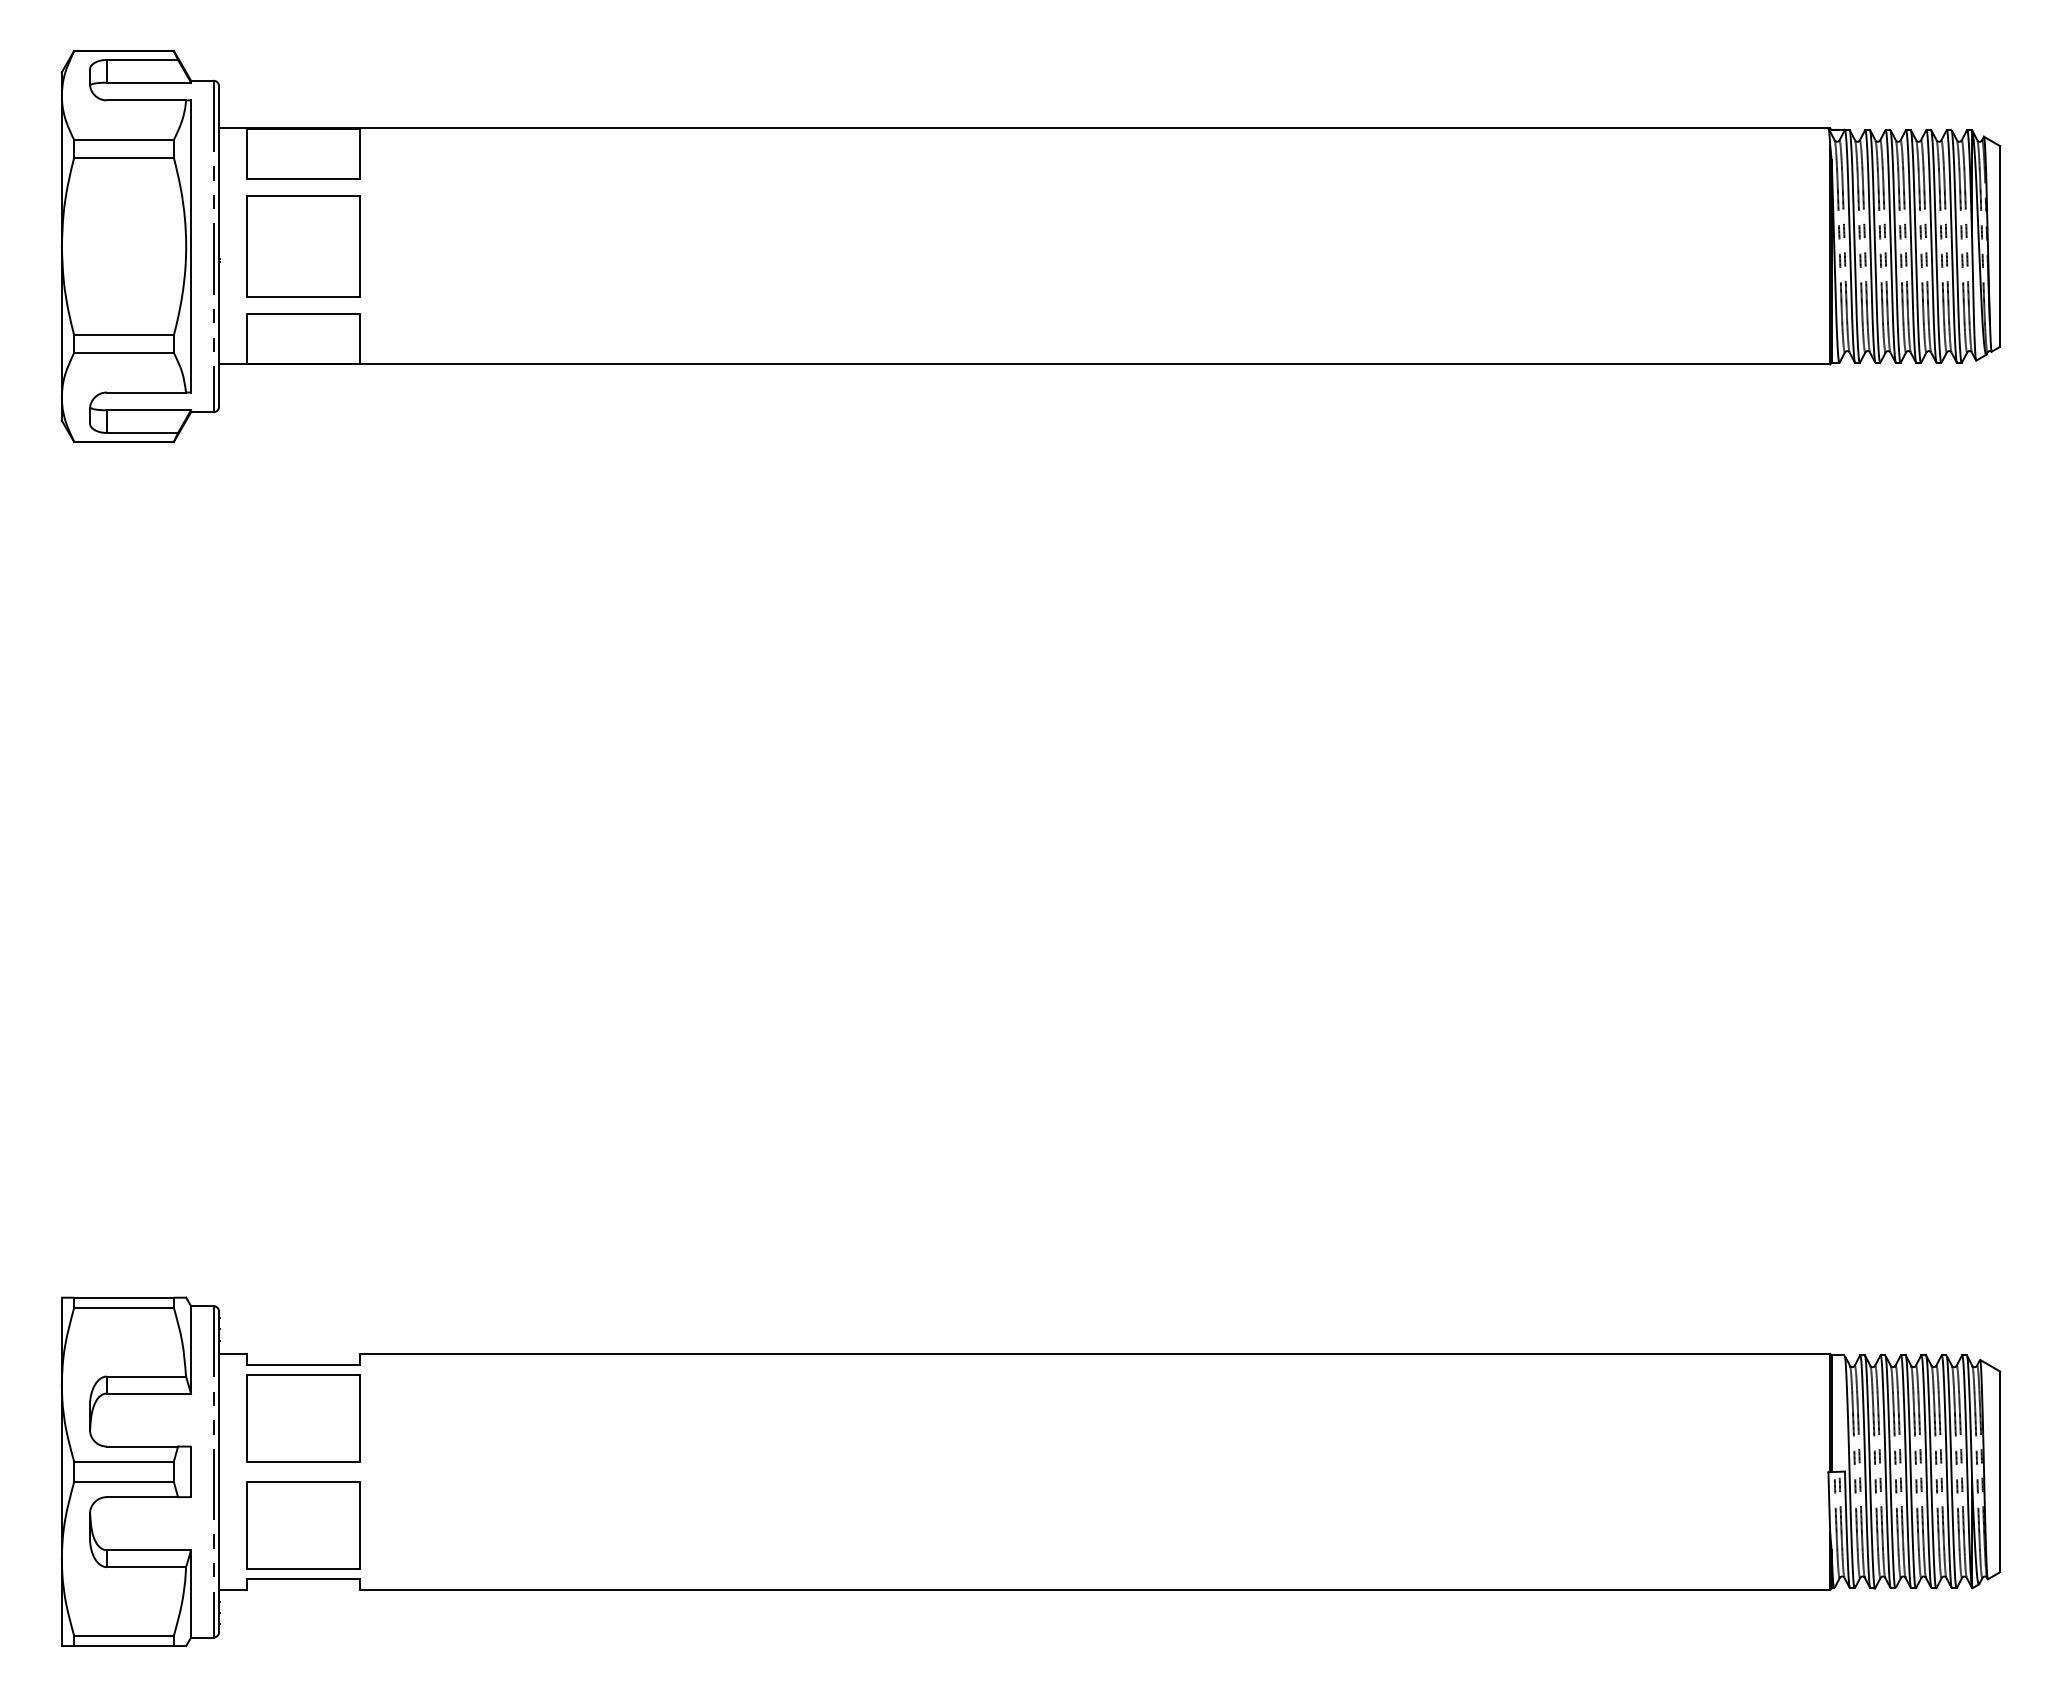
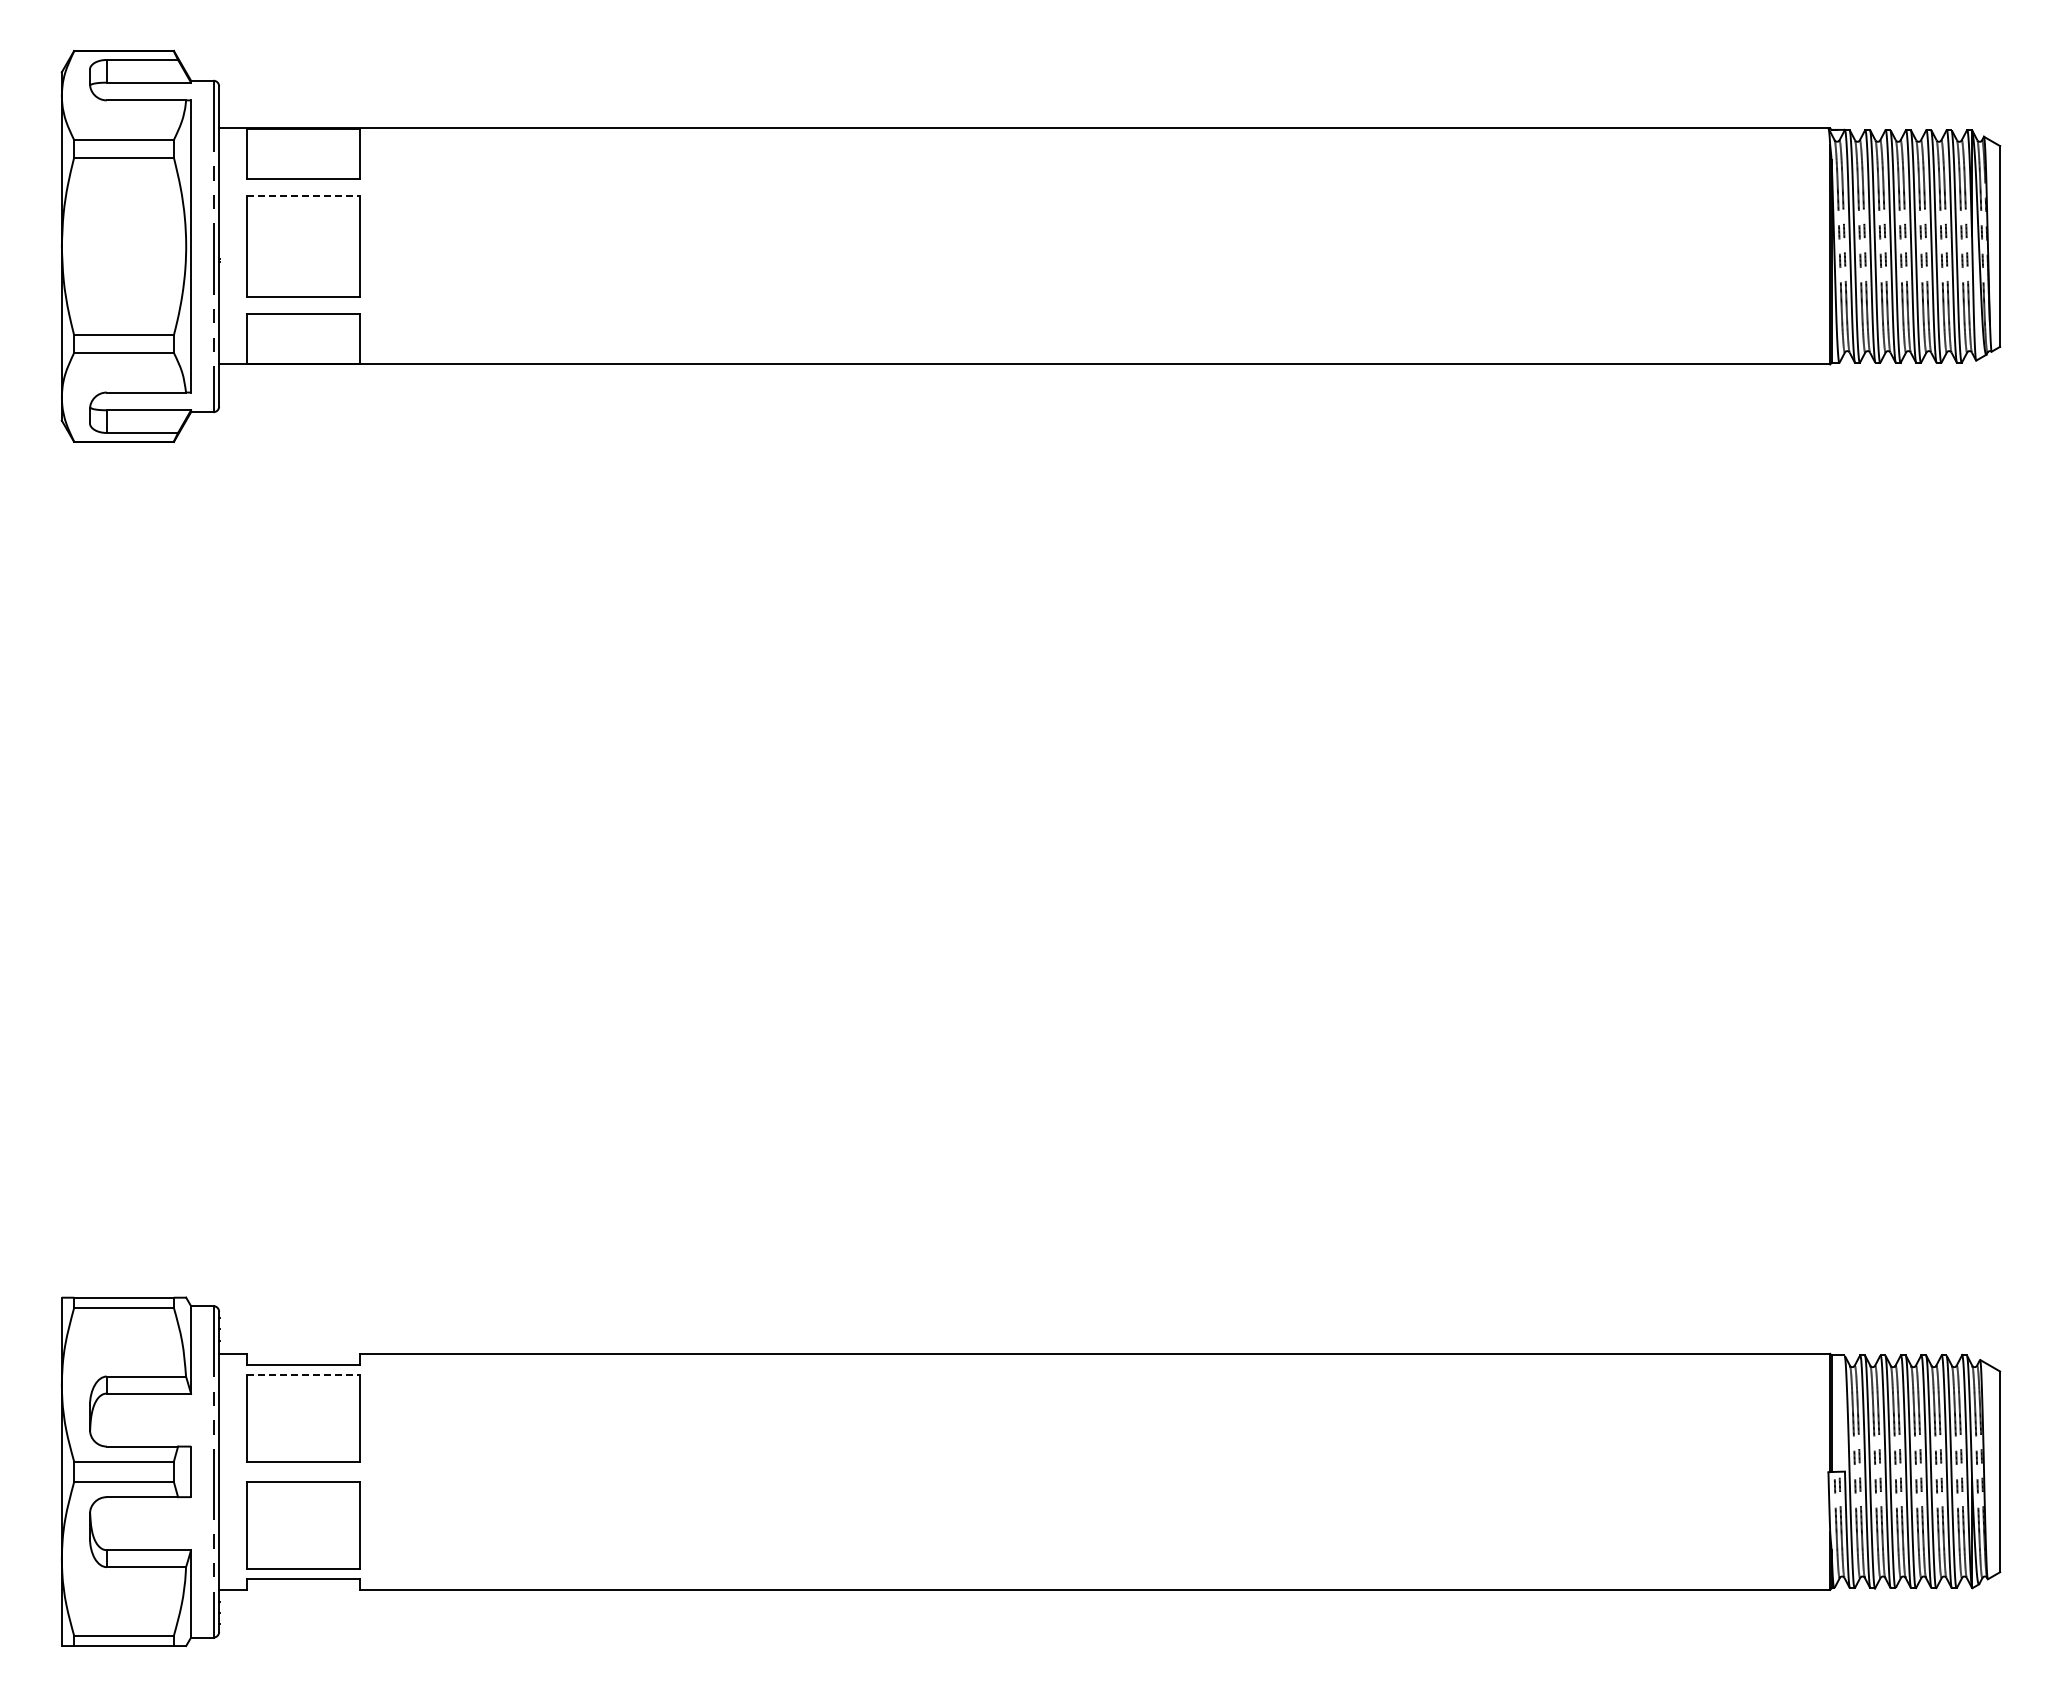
line: solid -> dashed (303, 196)
line: solid -> dashed (303, 1374)
